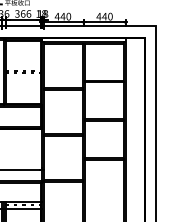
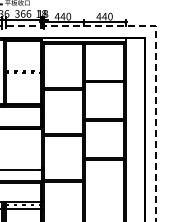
line: solid -> dashed (155, 46)
